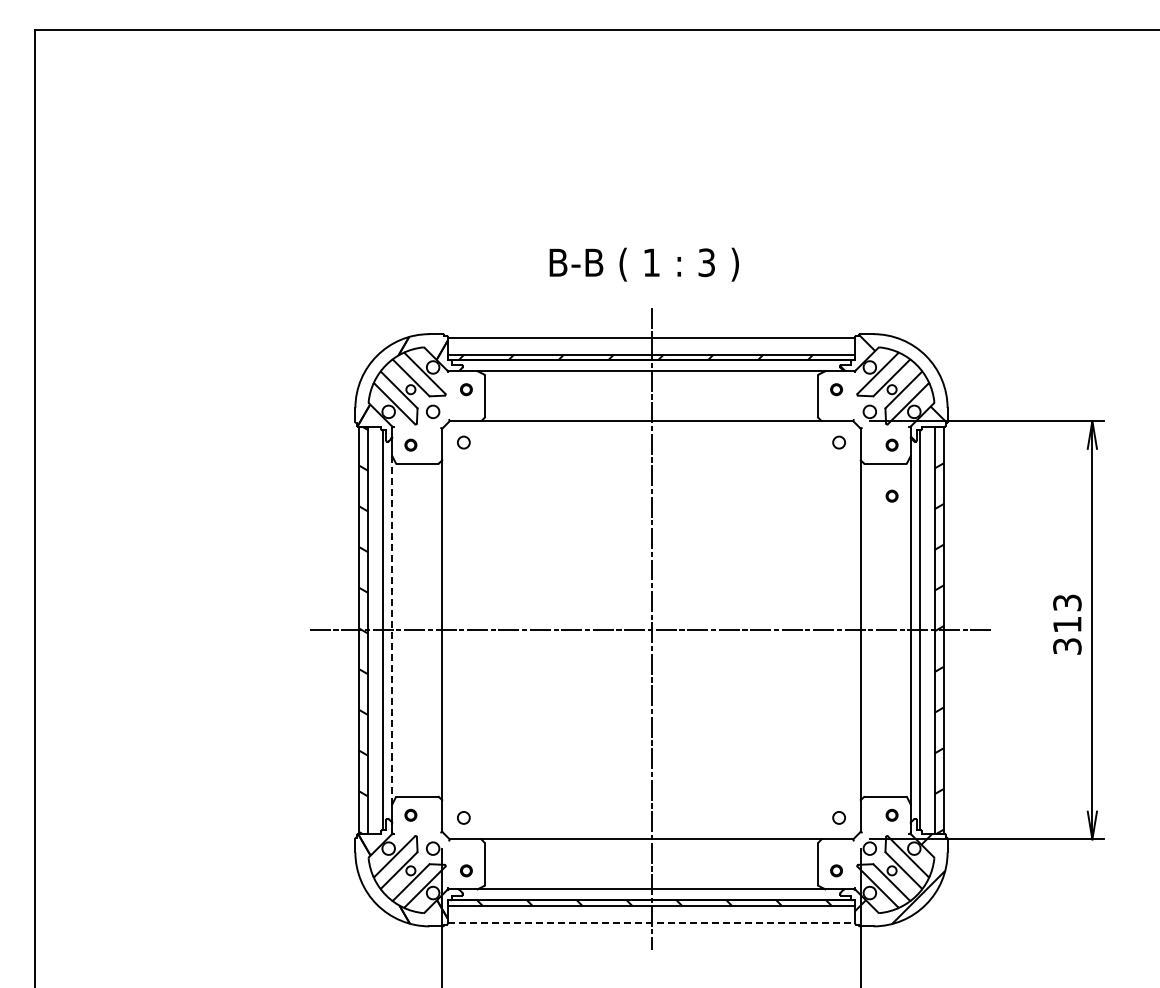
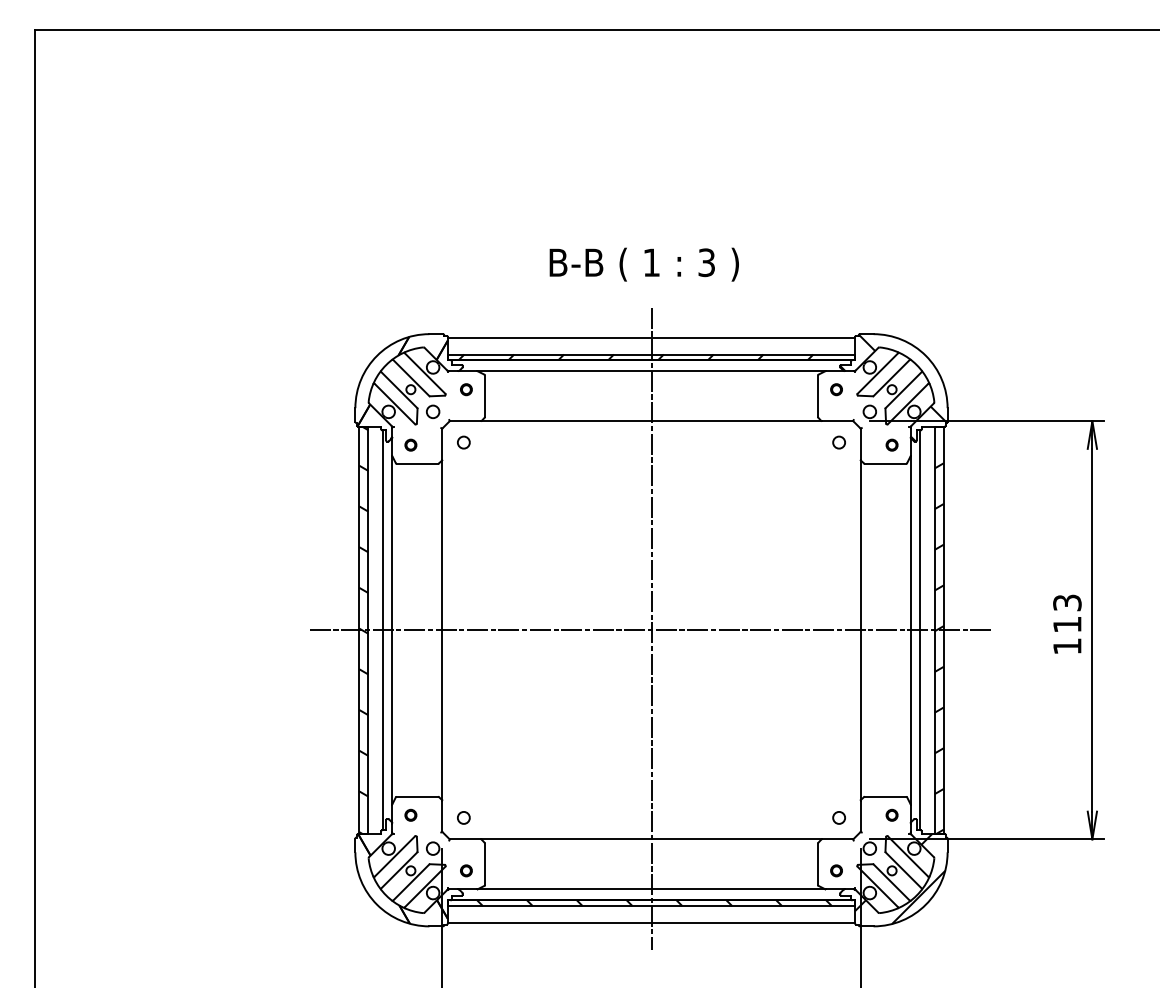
part: present -> none (891, 495)
line: dashed -> solid (392, 629)
text: 313 -> 113 (1067, 646)
line: dashed -> solid (651, 922)
